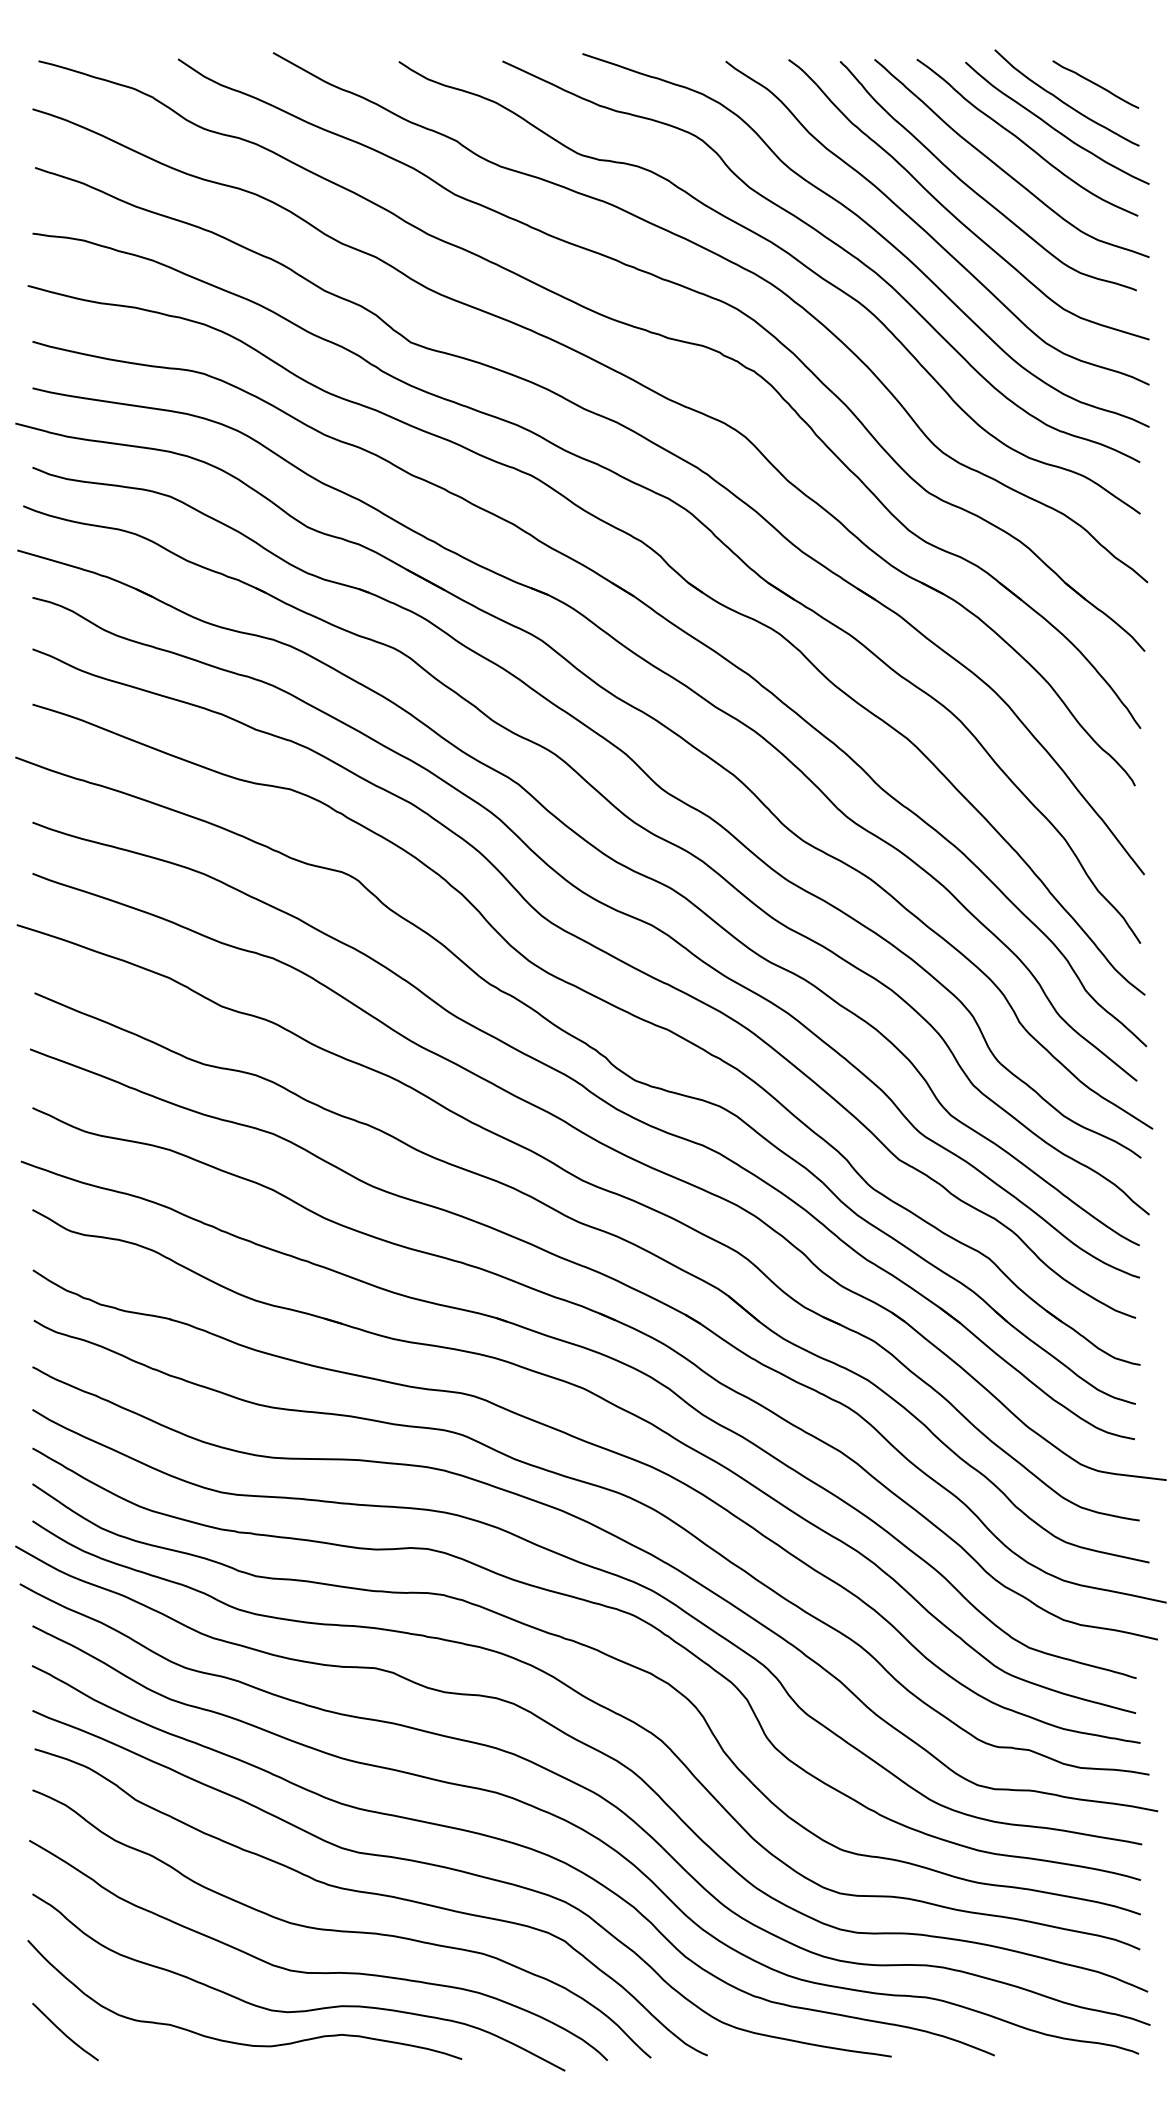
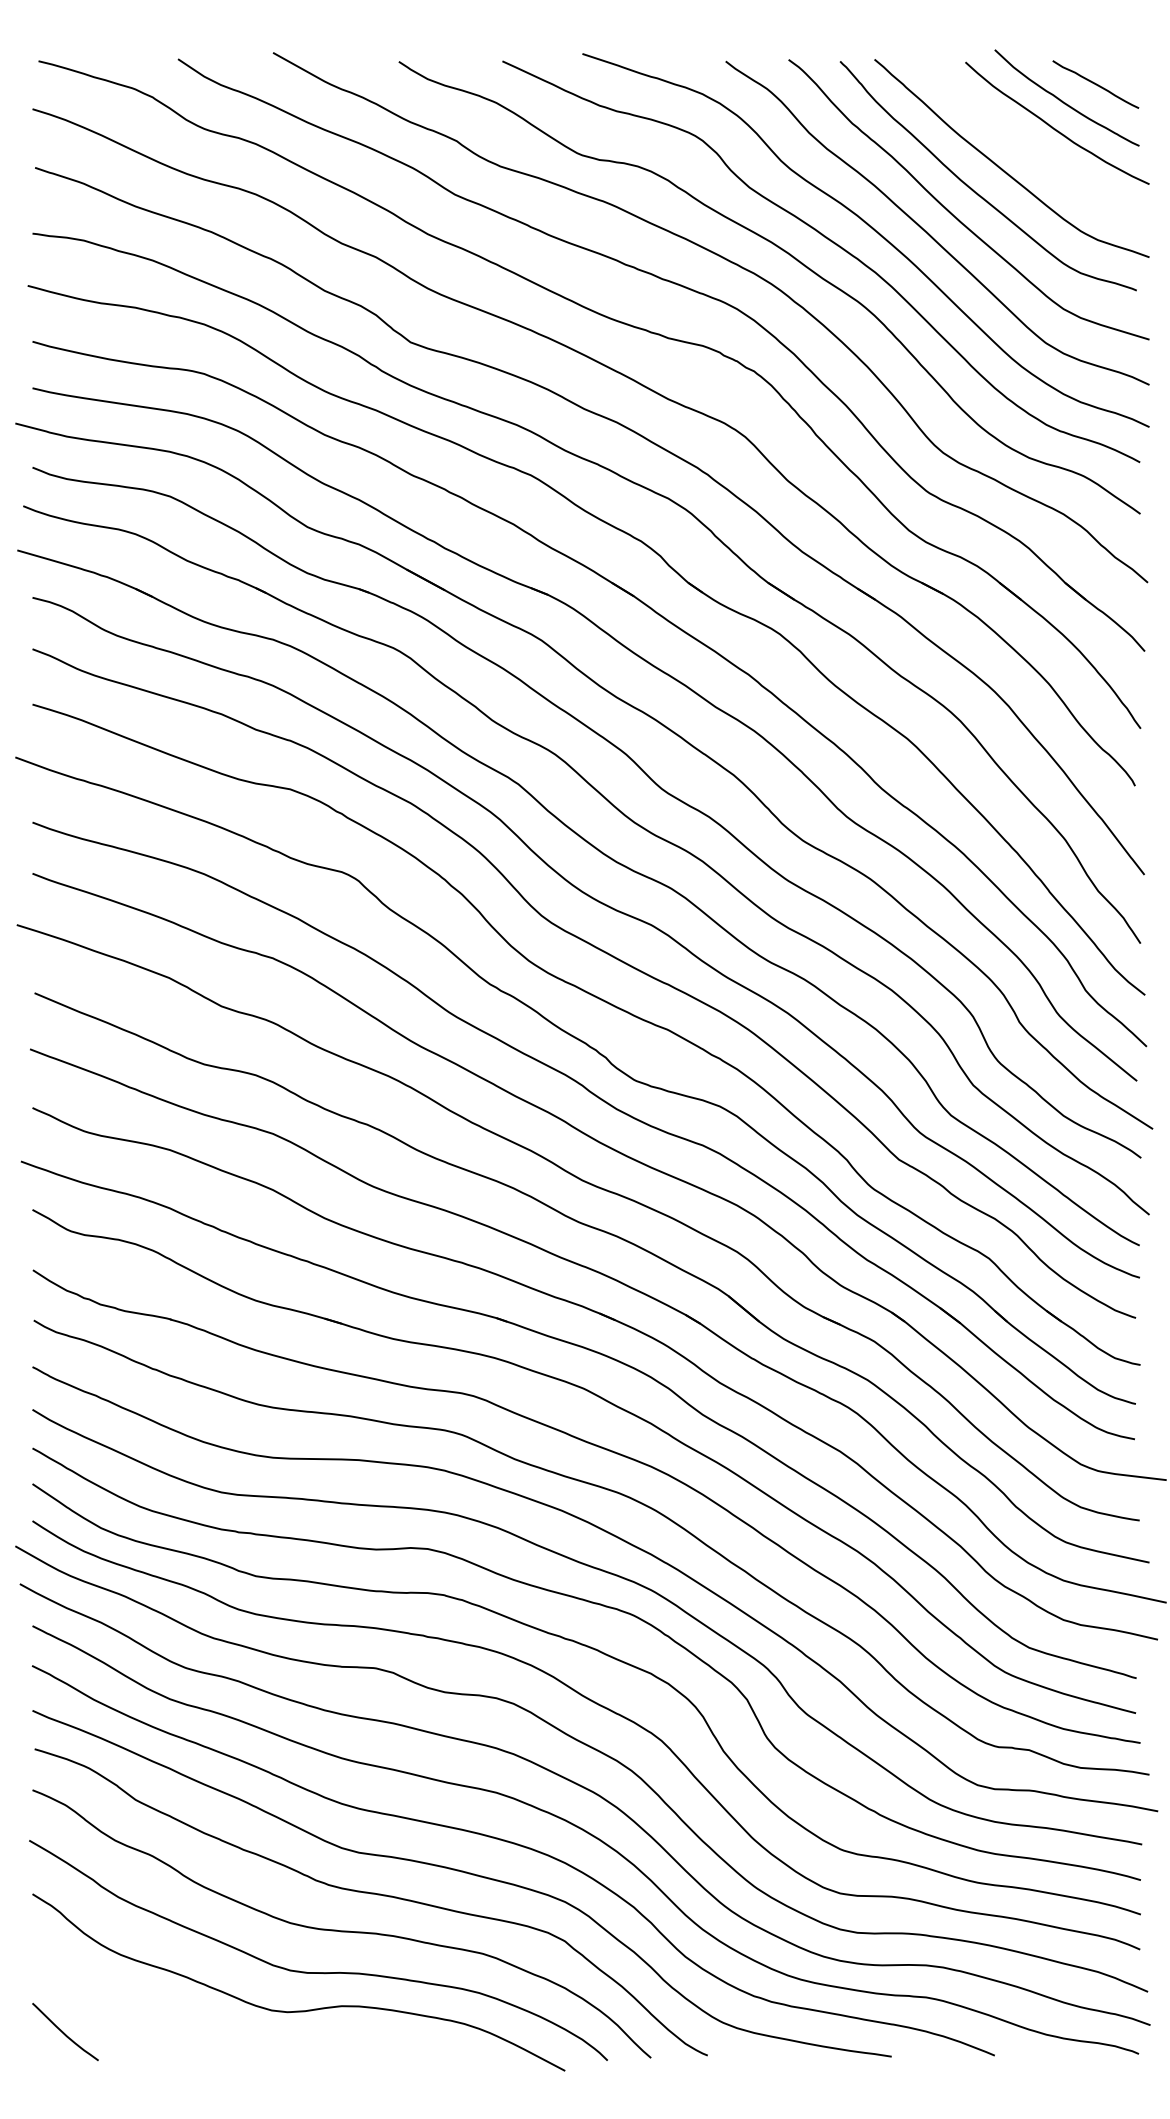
curve: present -> none (1025, 142)
curve: present -> none (233, 2041)
